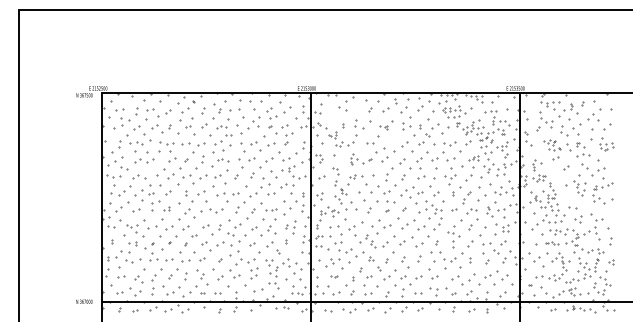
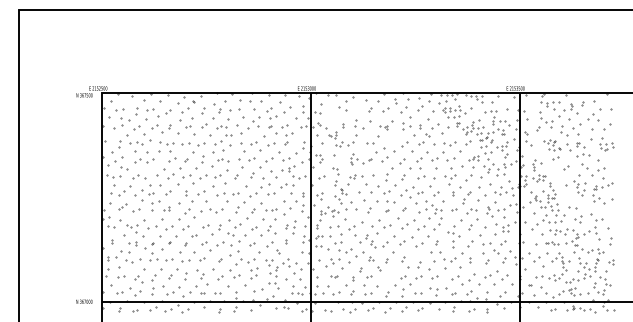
part size: 15x12 px -> 10x8 px (122, 206)
part position: (419, 258) -> (419, 264) (419, 264)
part: present -> none (389, 274)
